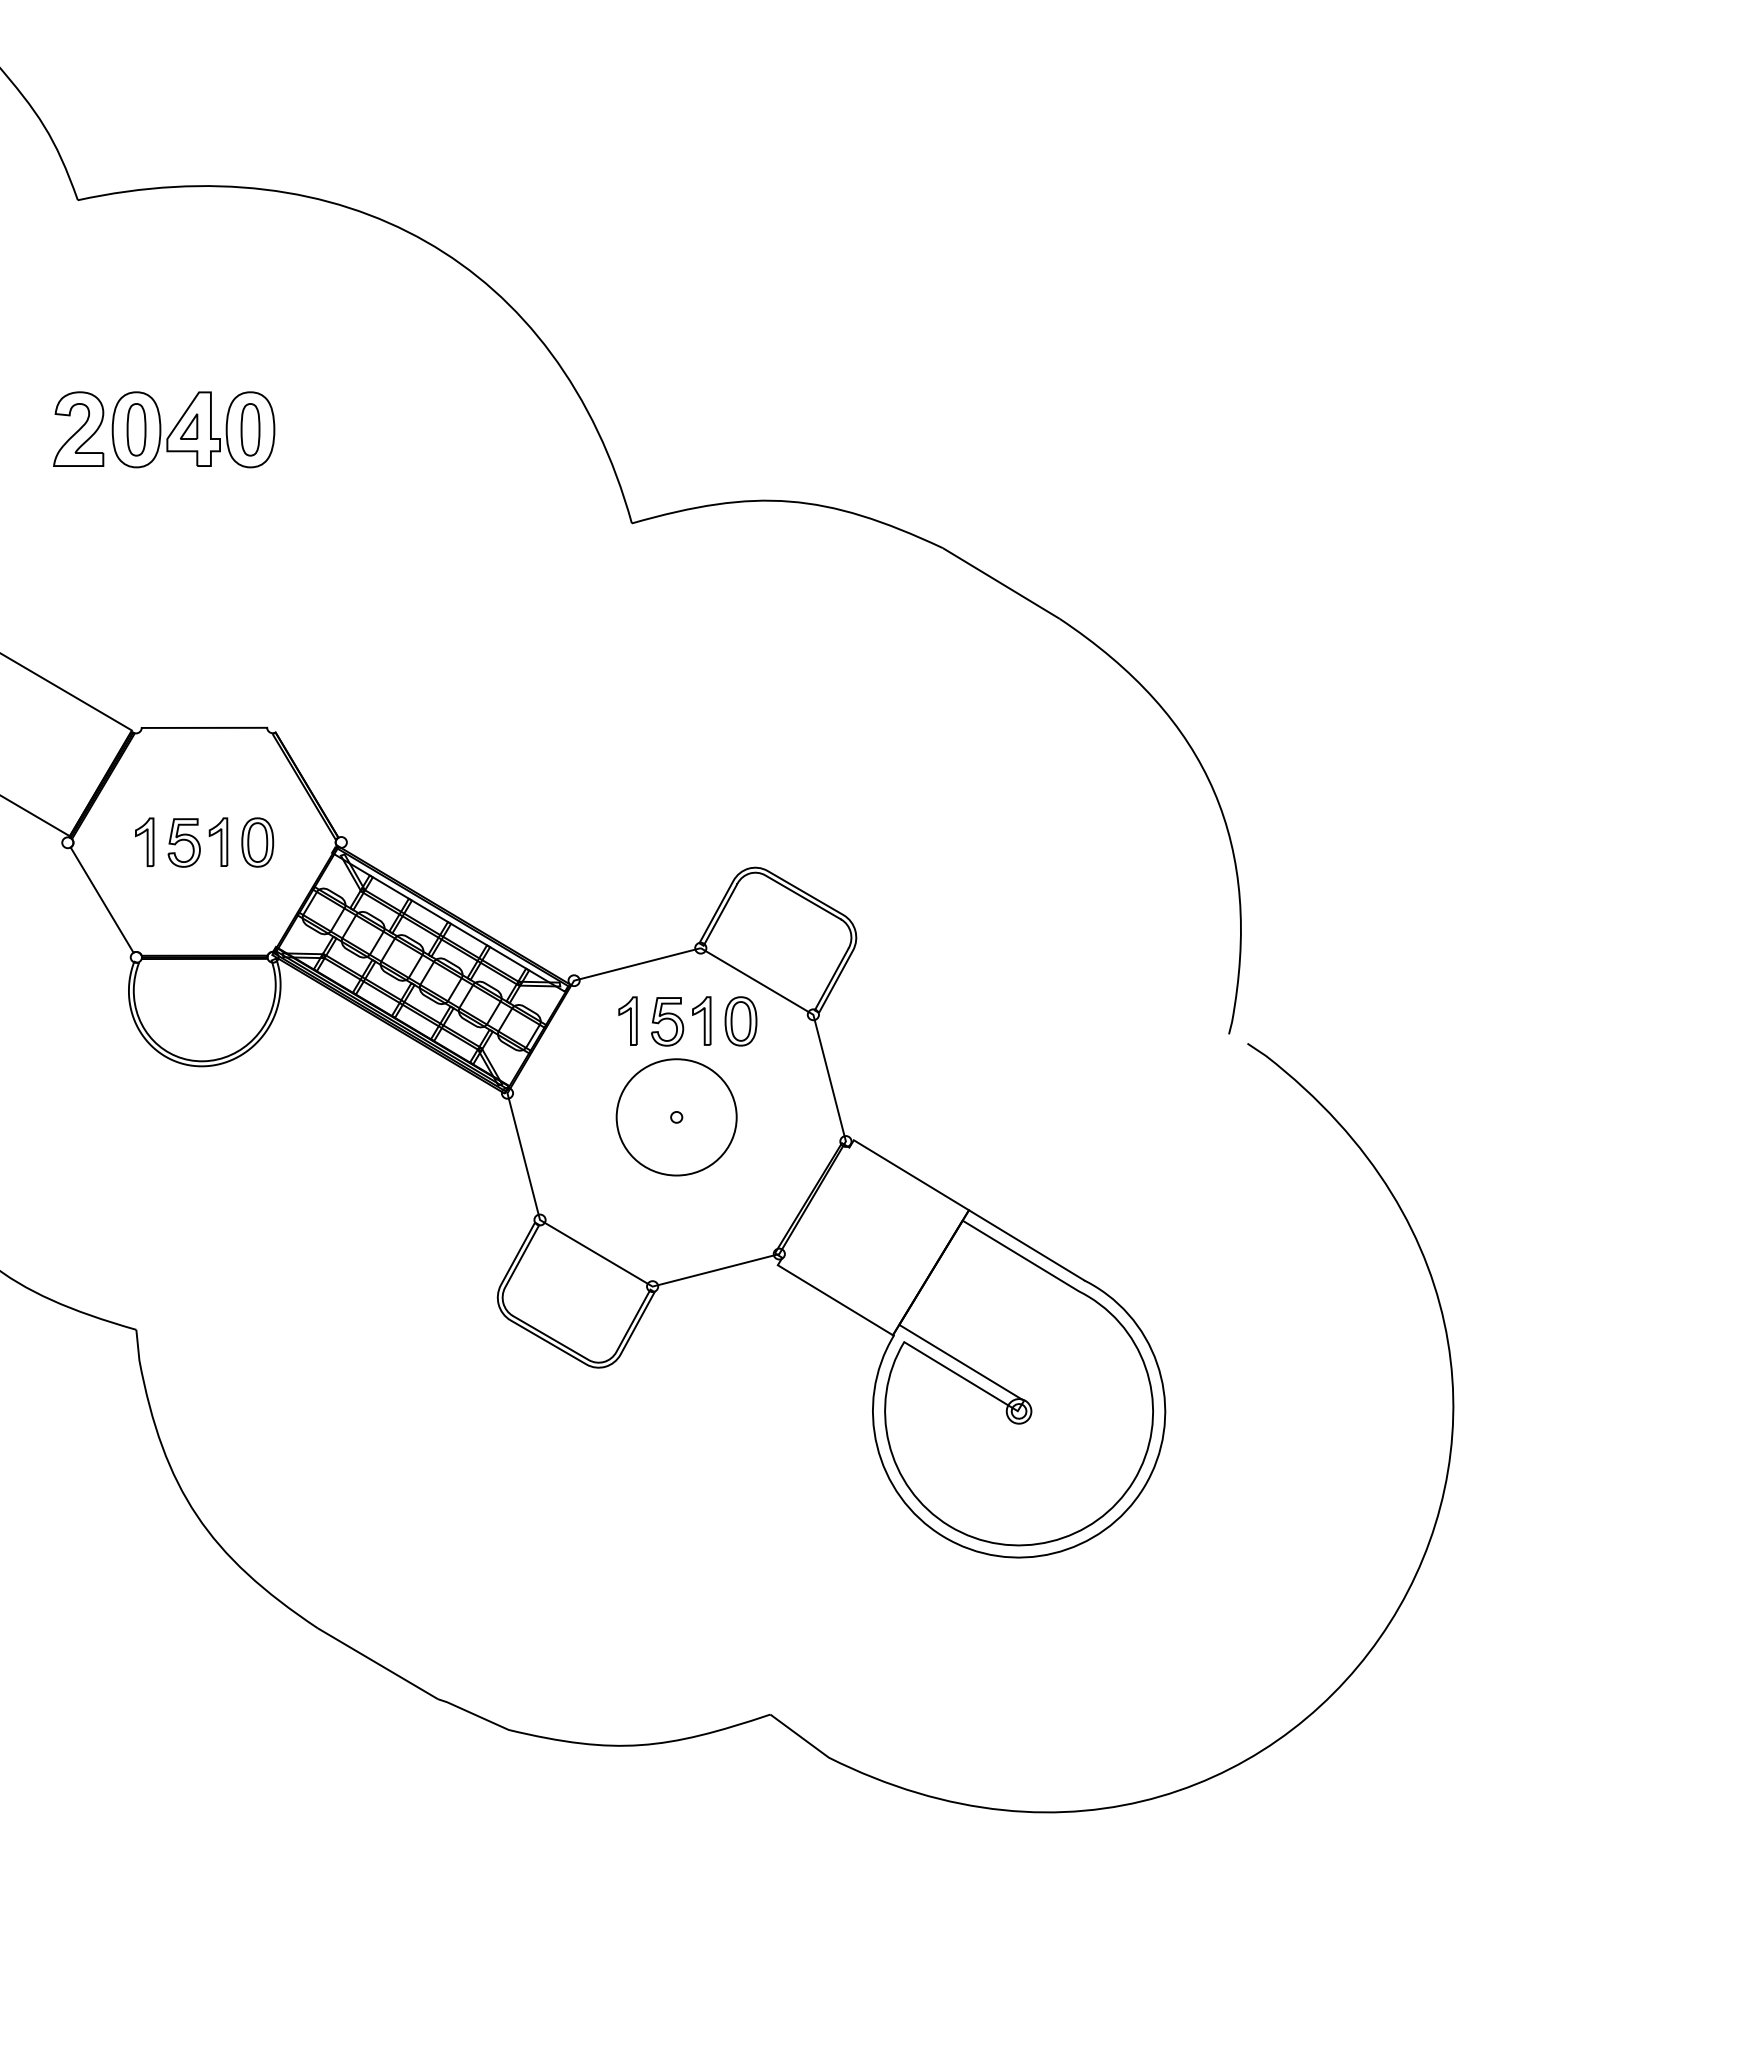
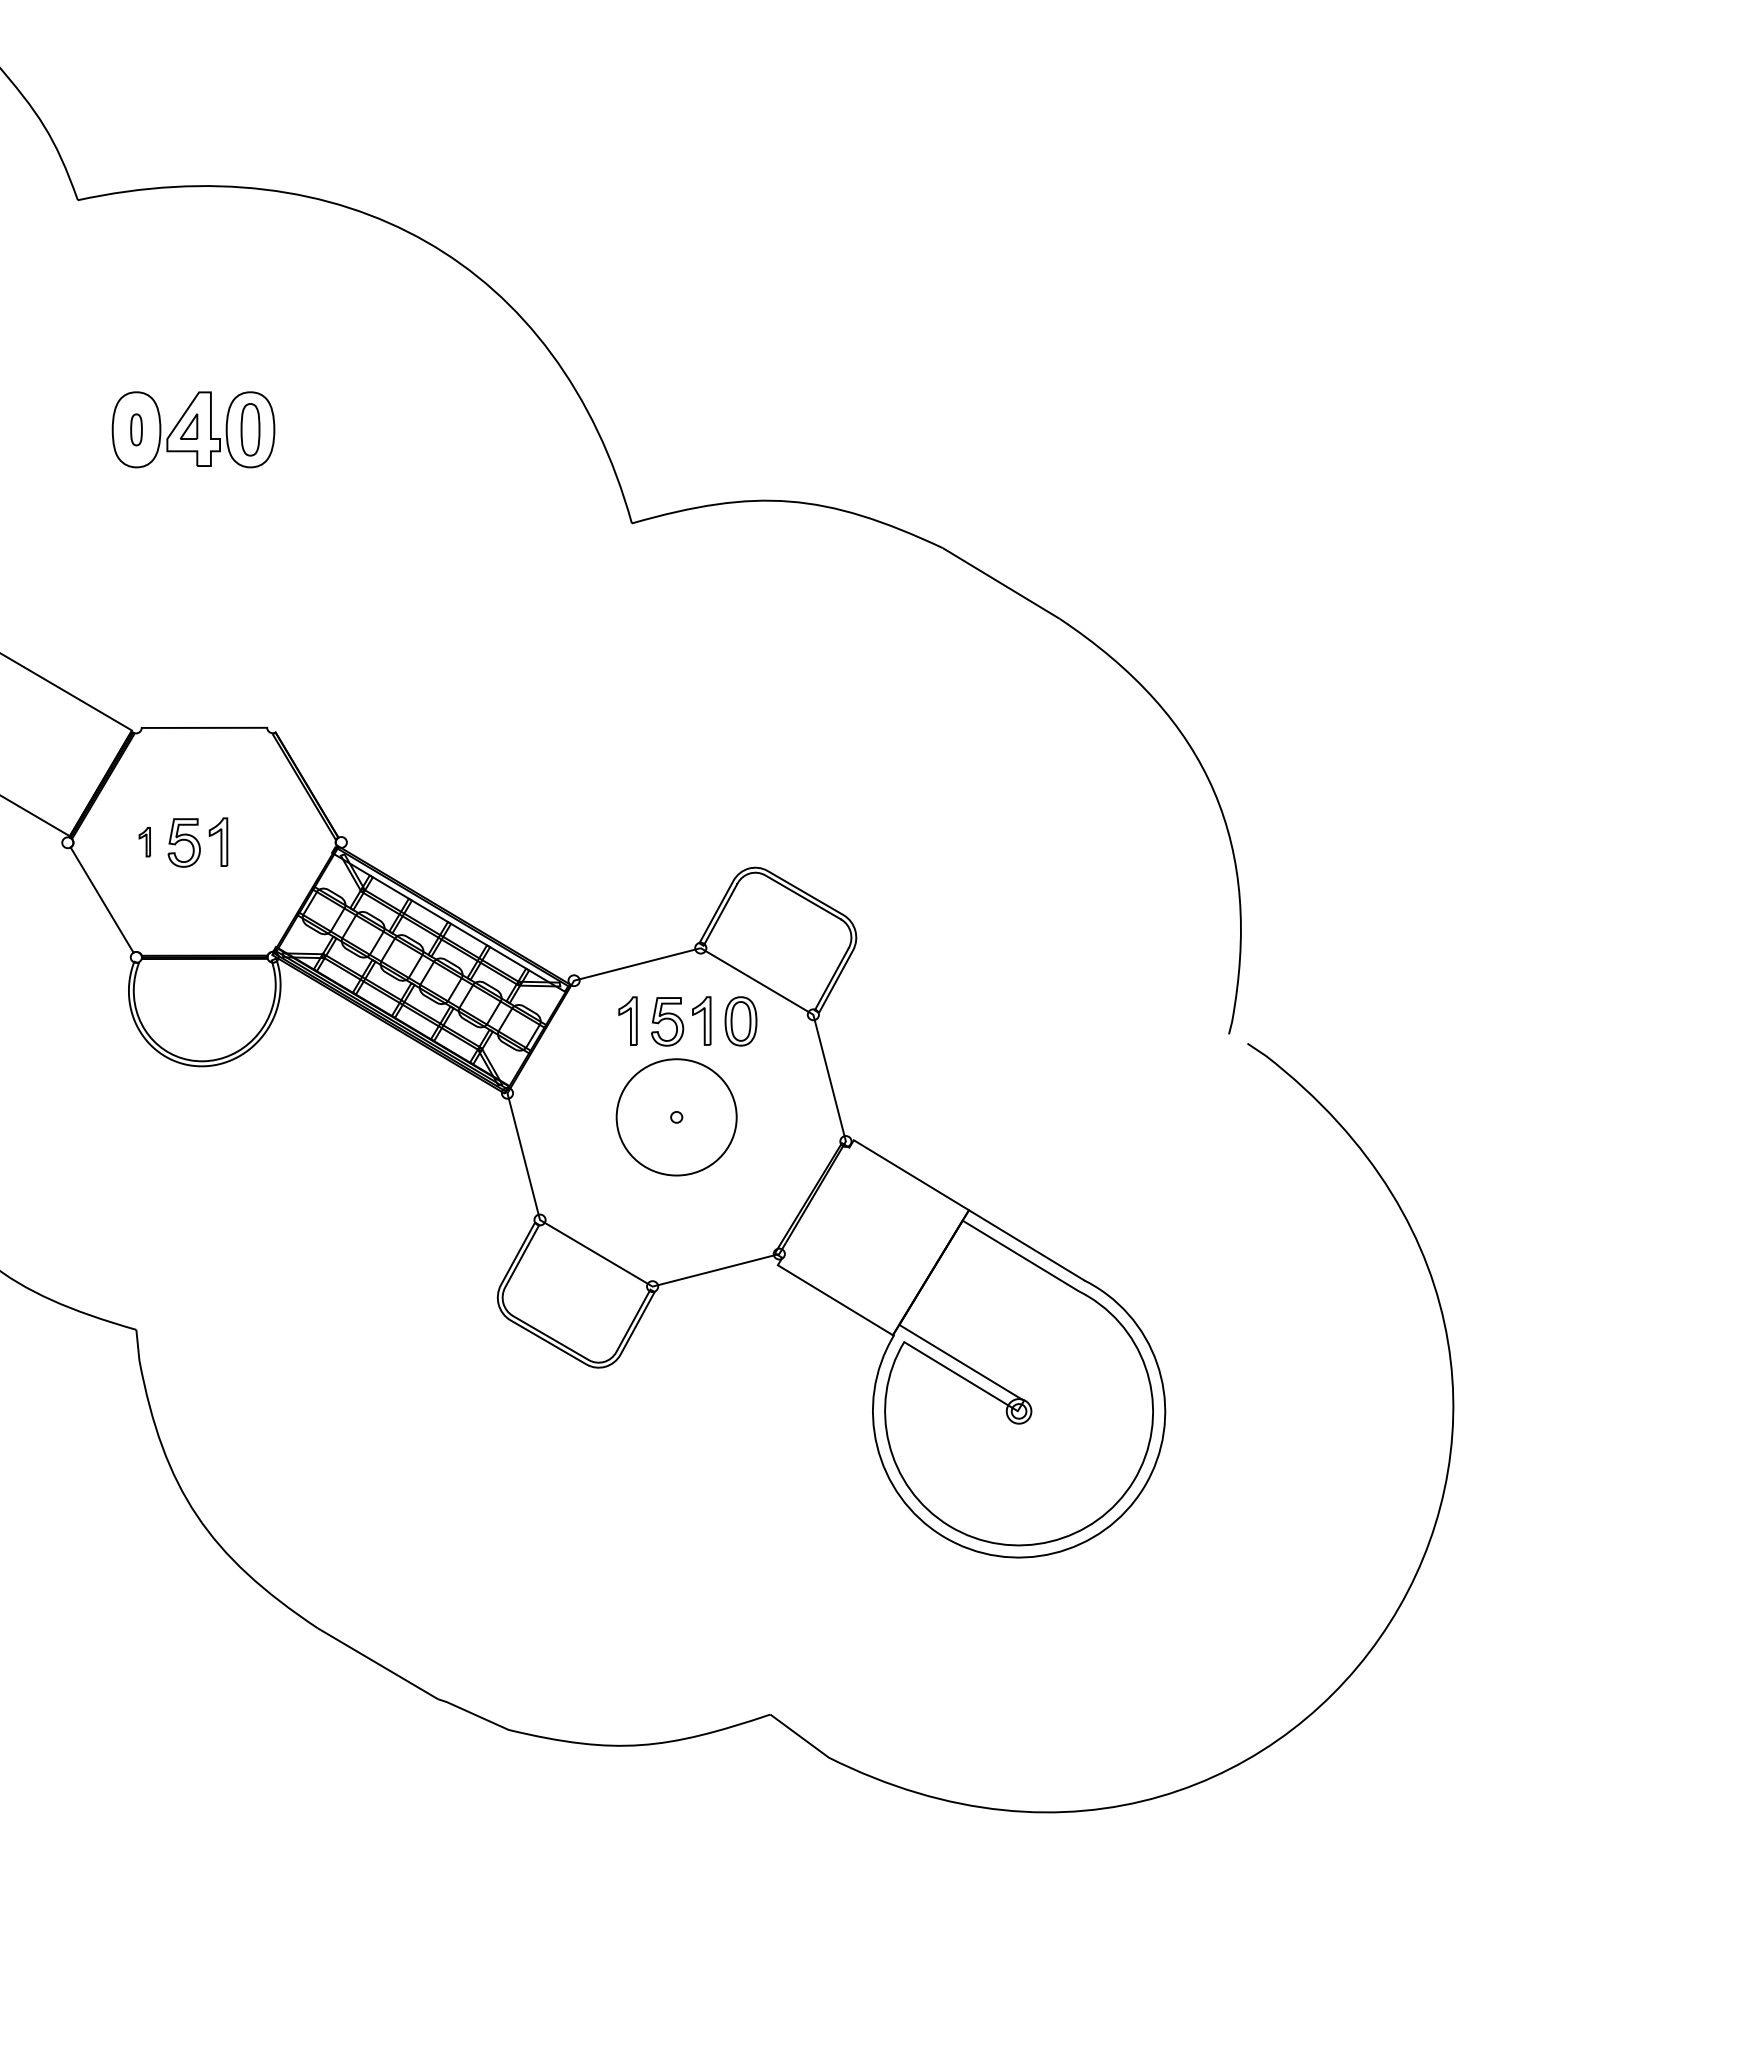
part: present -> none (78, 428)
part size: 21x54 px -> 13x34 px (136, 429)
part size: 20x50 px -> 13x31 px (144, 842)
part: present -> none (257, 842)
